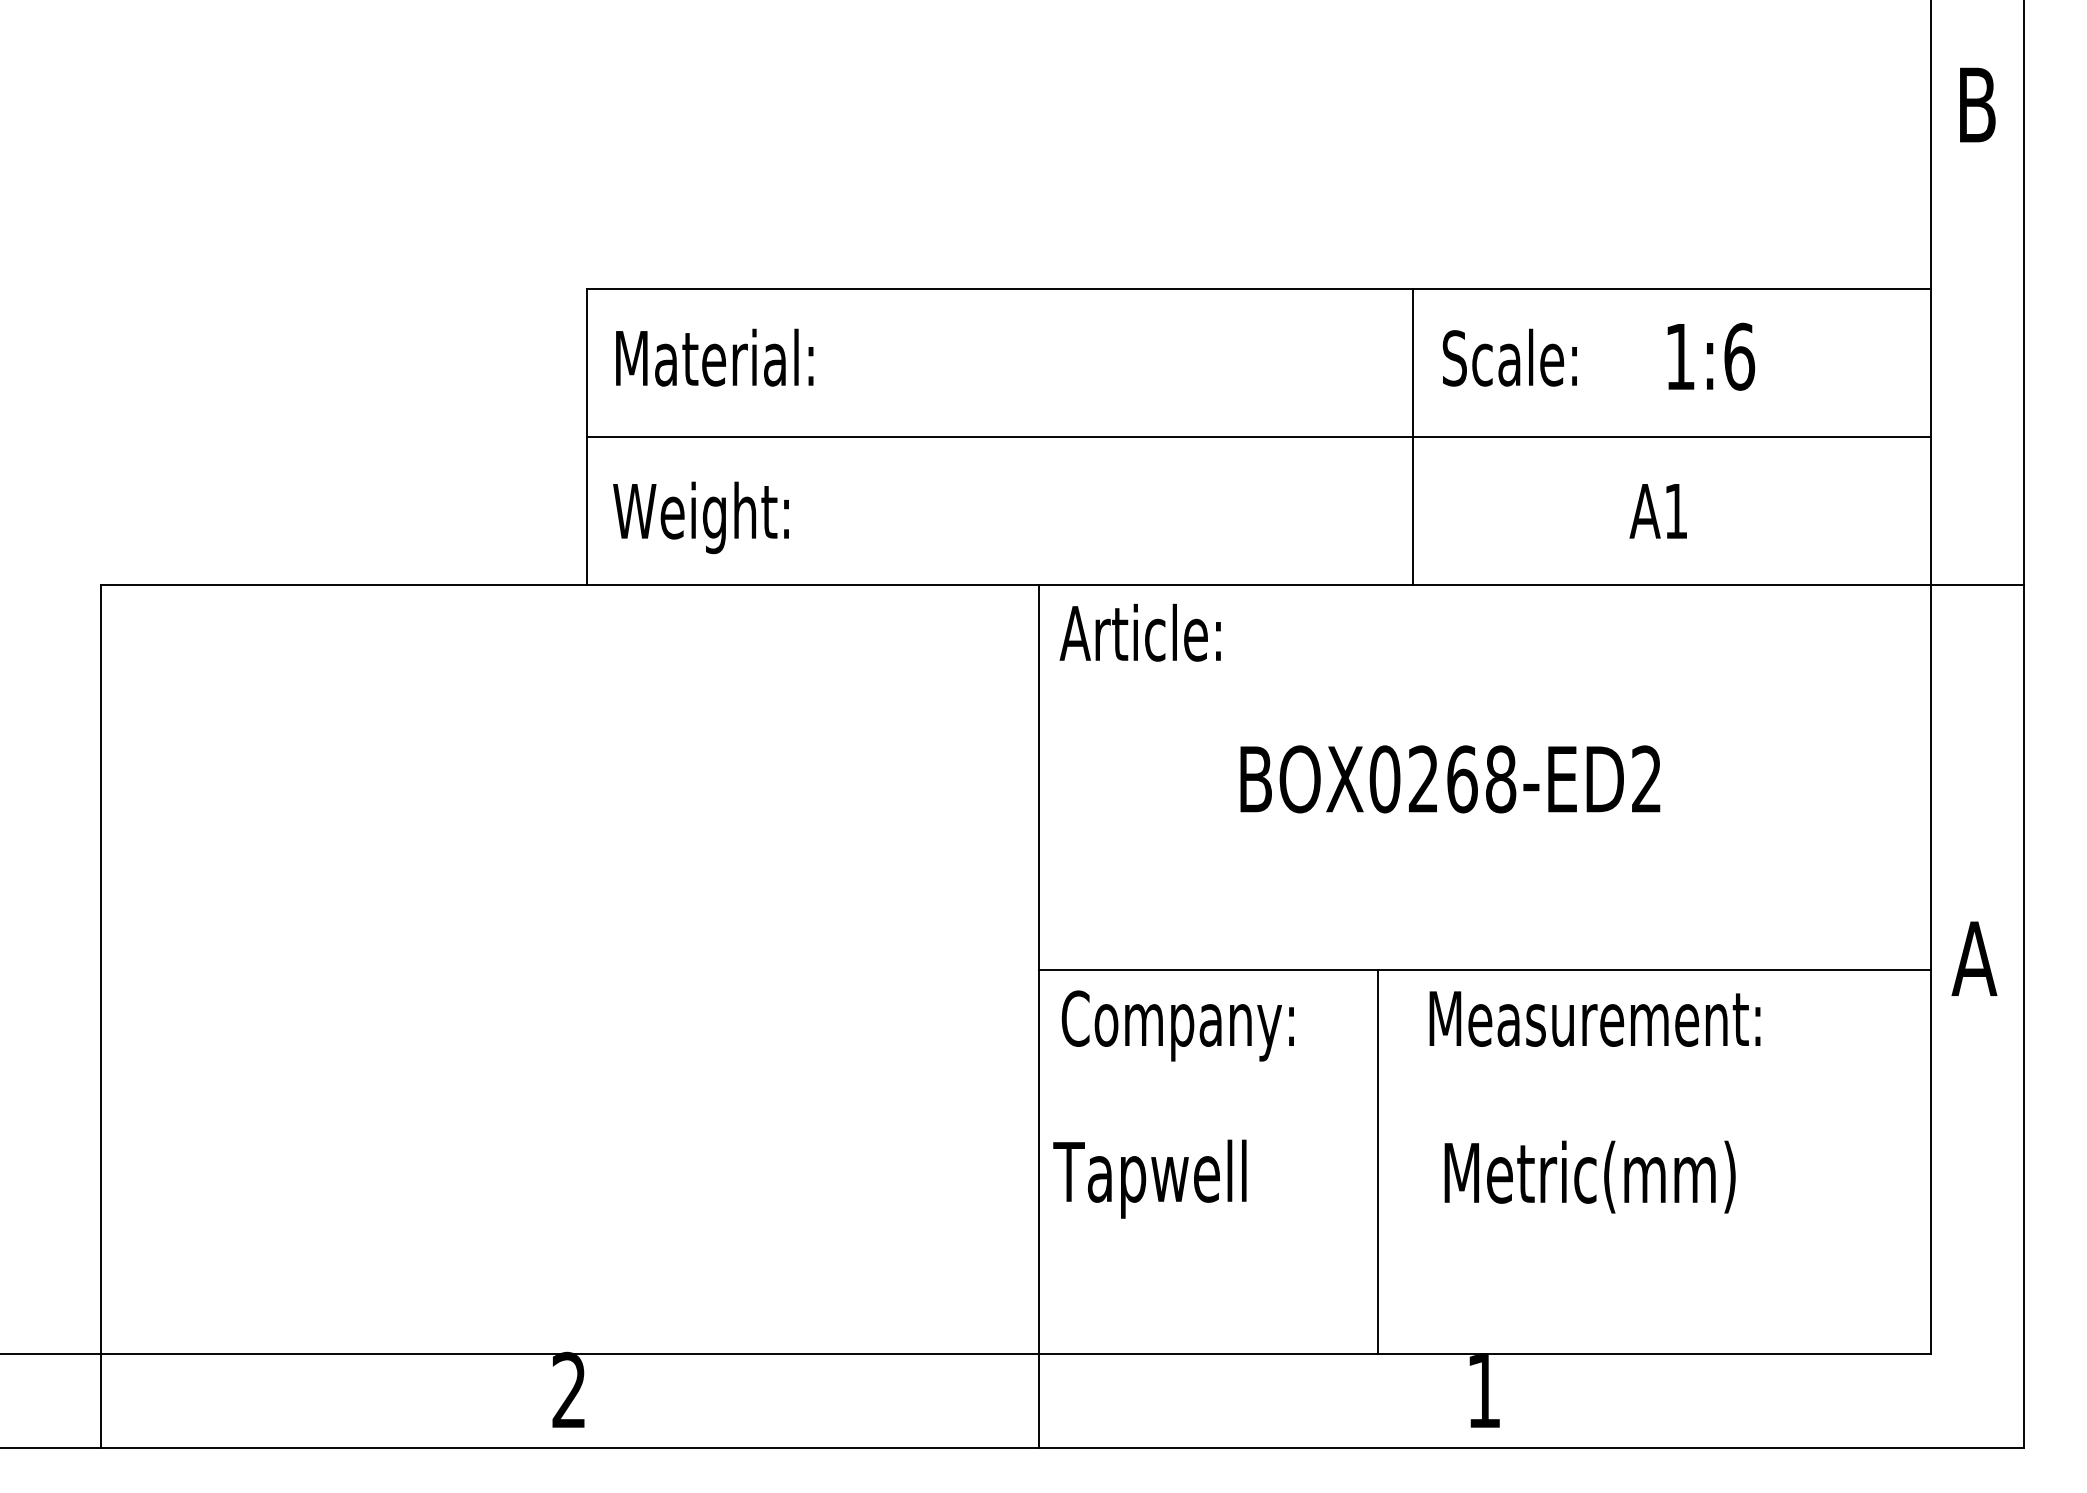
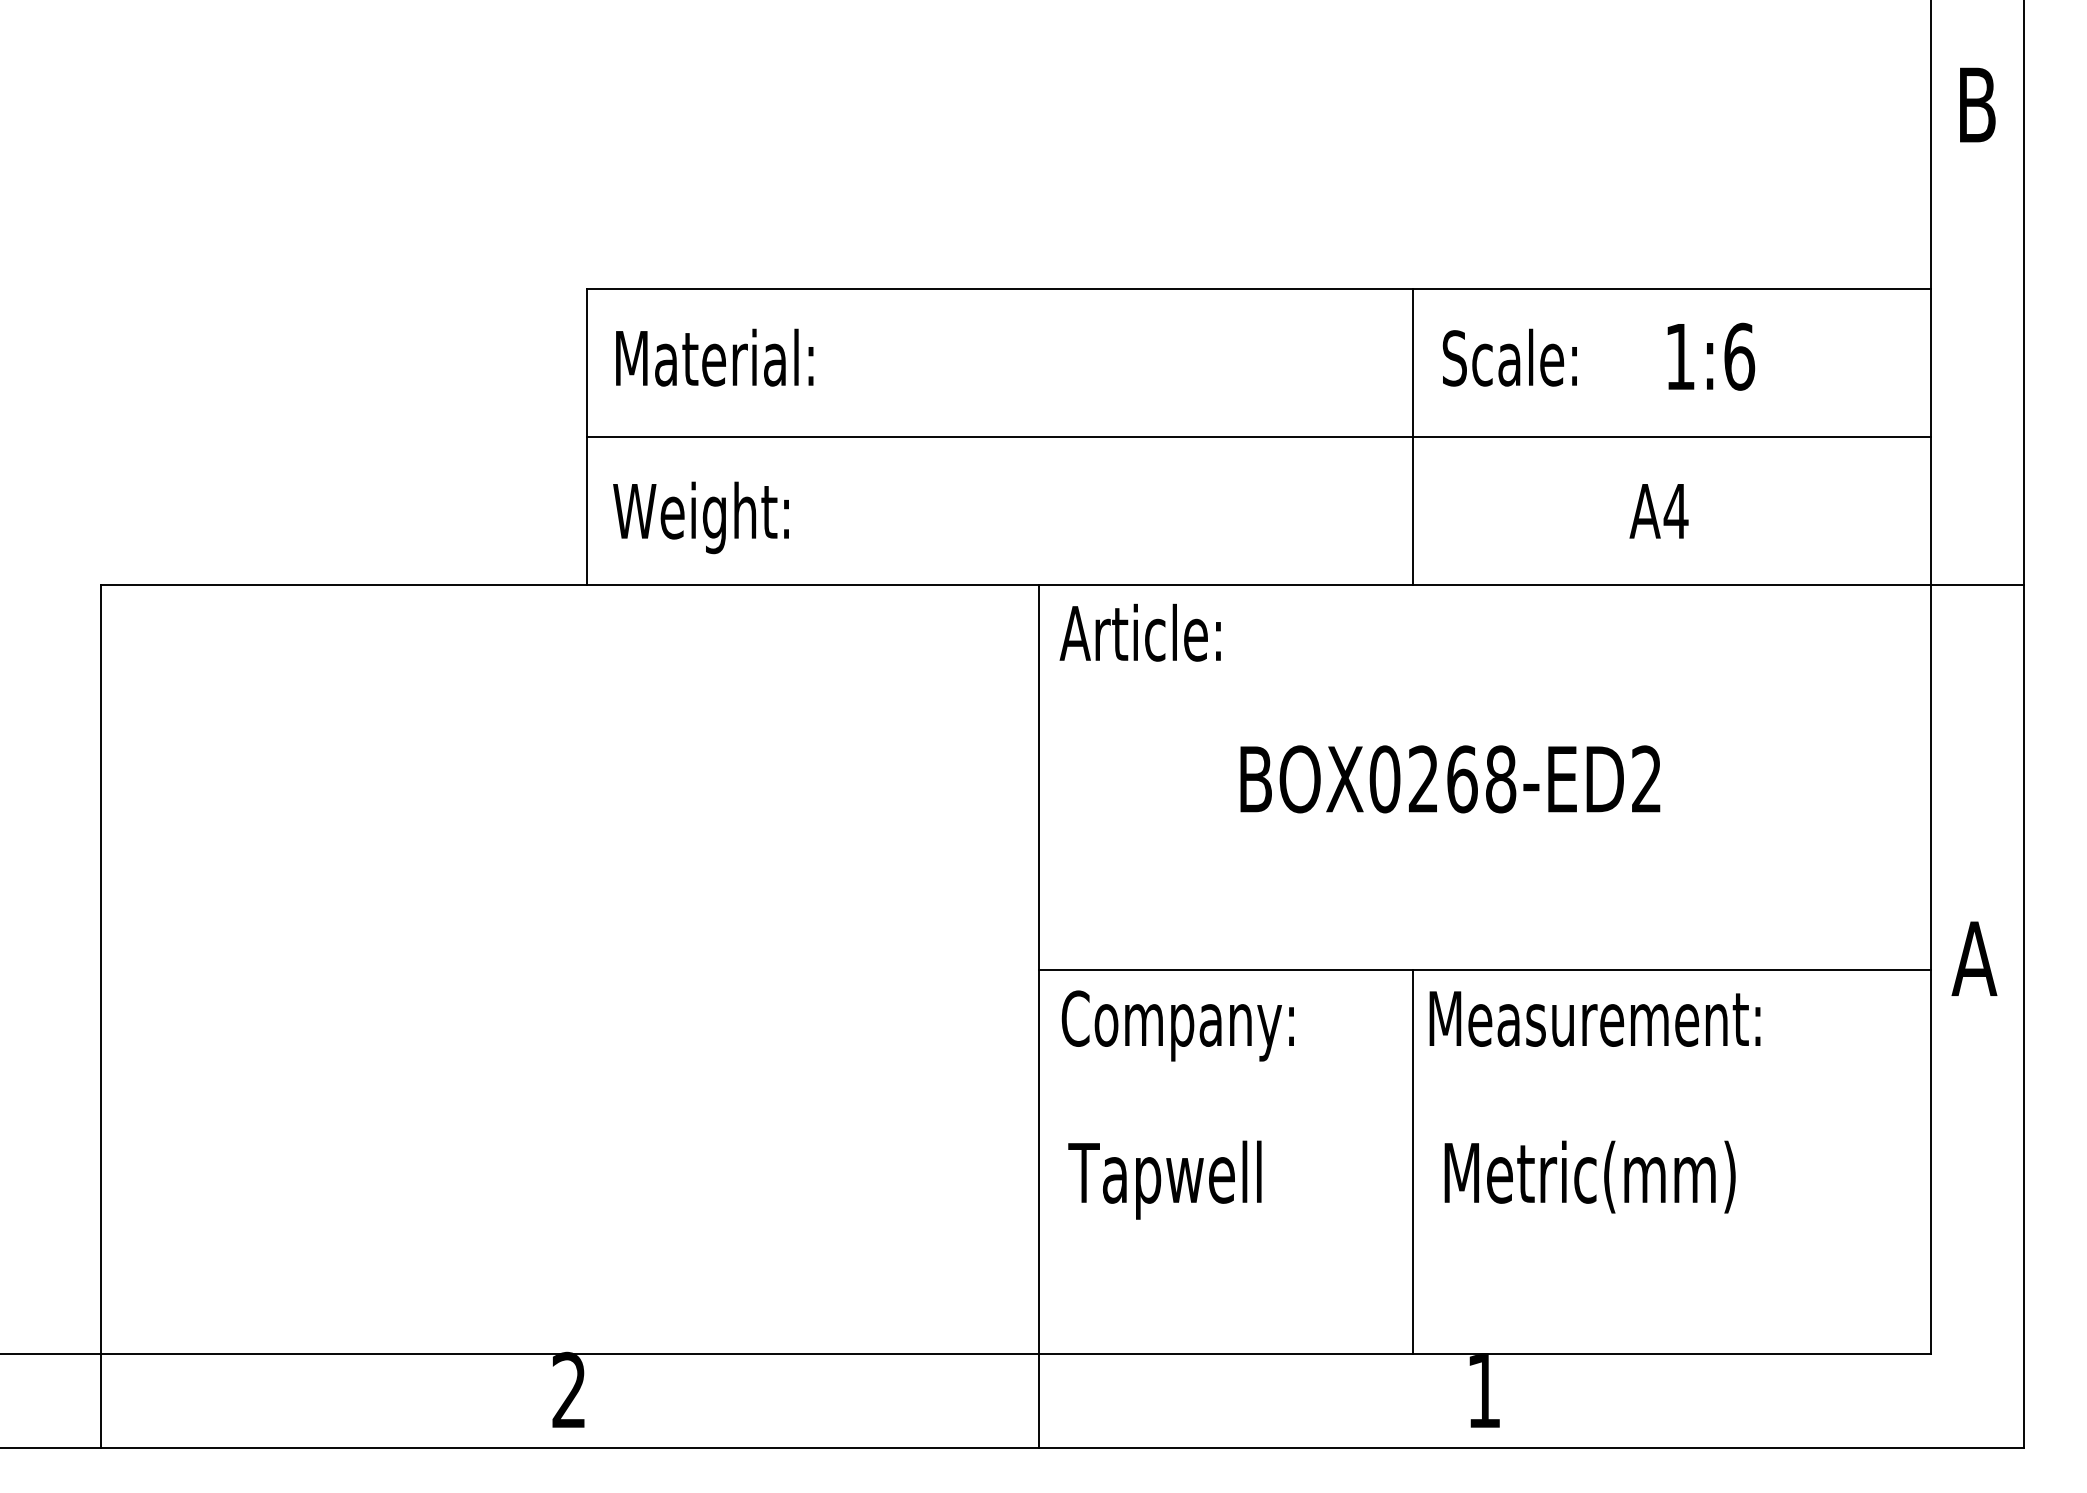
text: A1 -> A4 (1675, 511)
line position: (1378, 1161) -> (1413, 1161) (1413, 1161)
text position: (1149, 1178) -> (1164, 1179) (1164, 1179)
